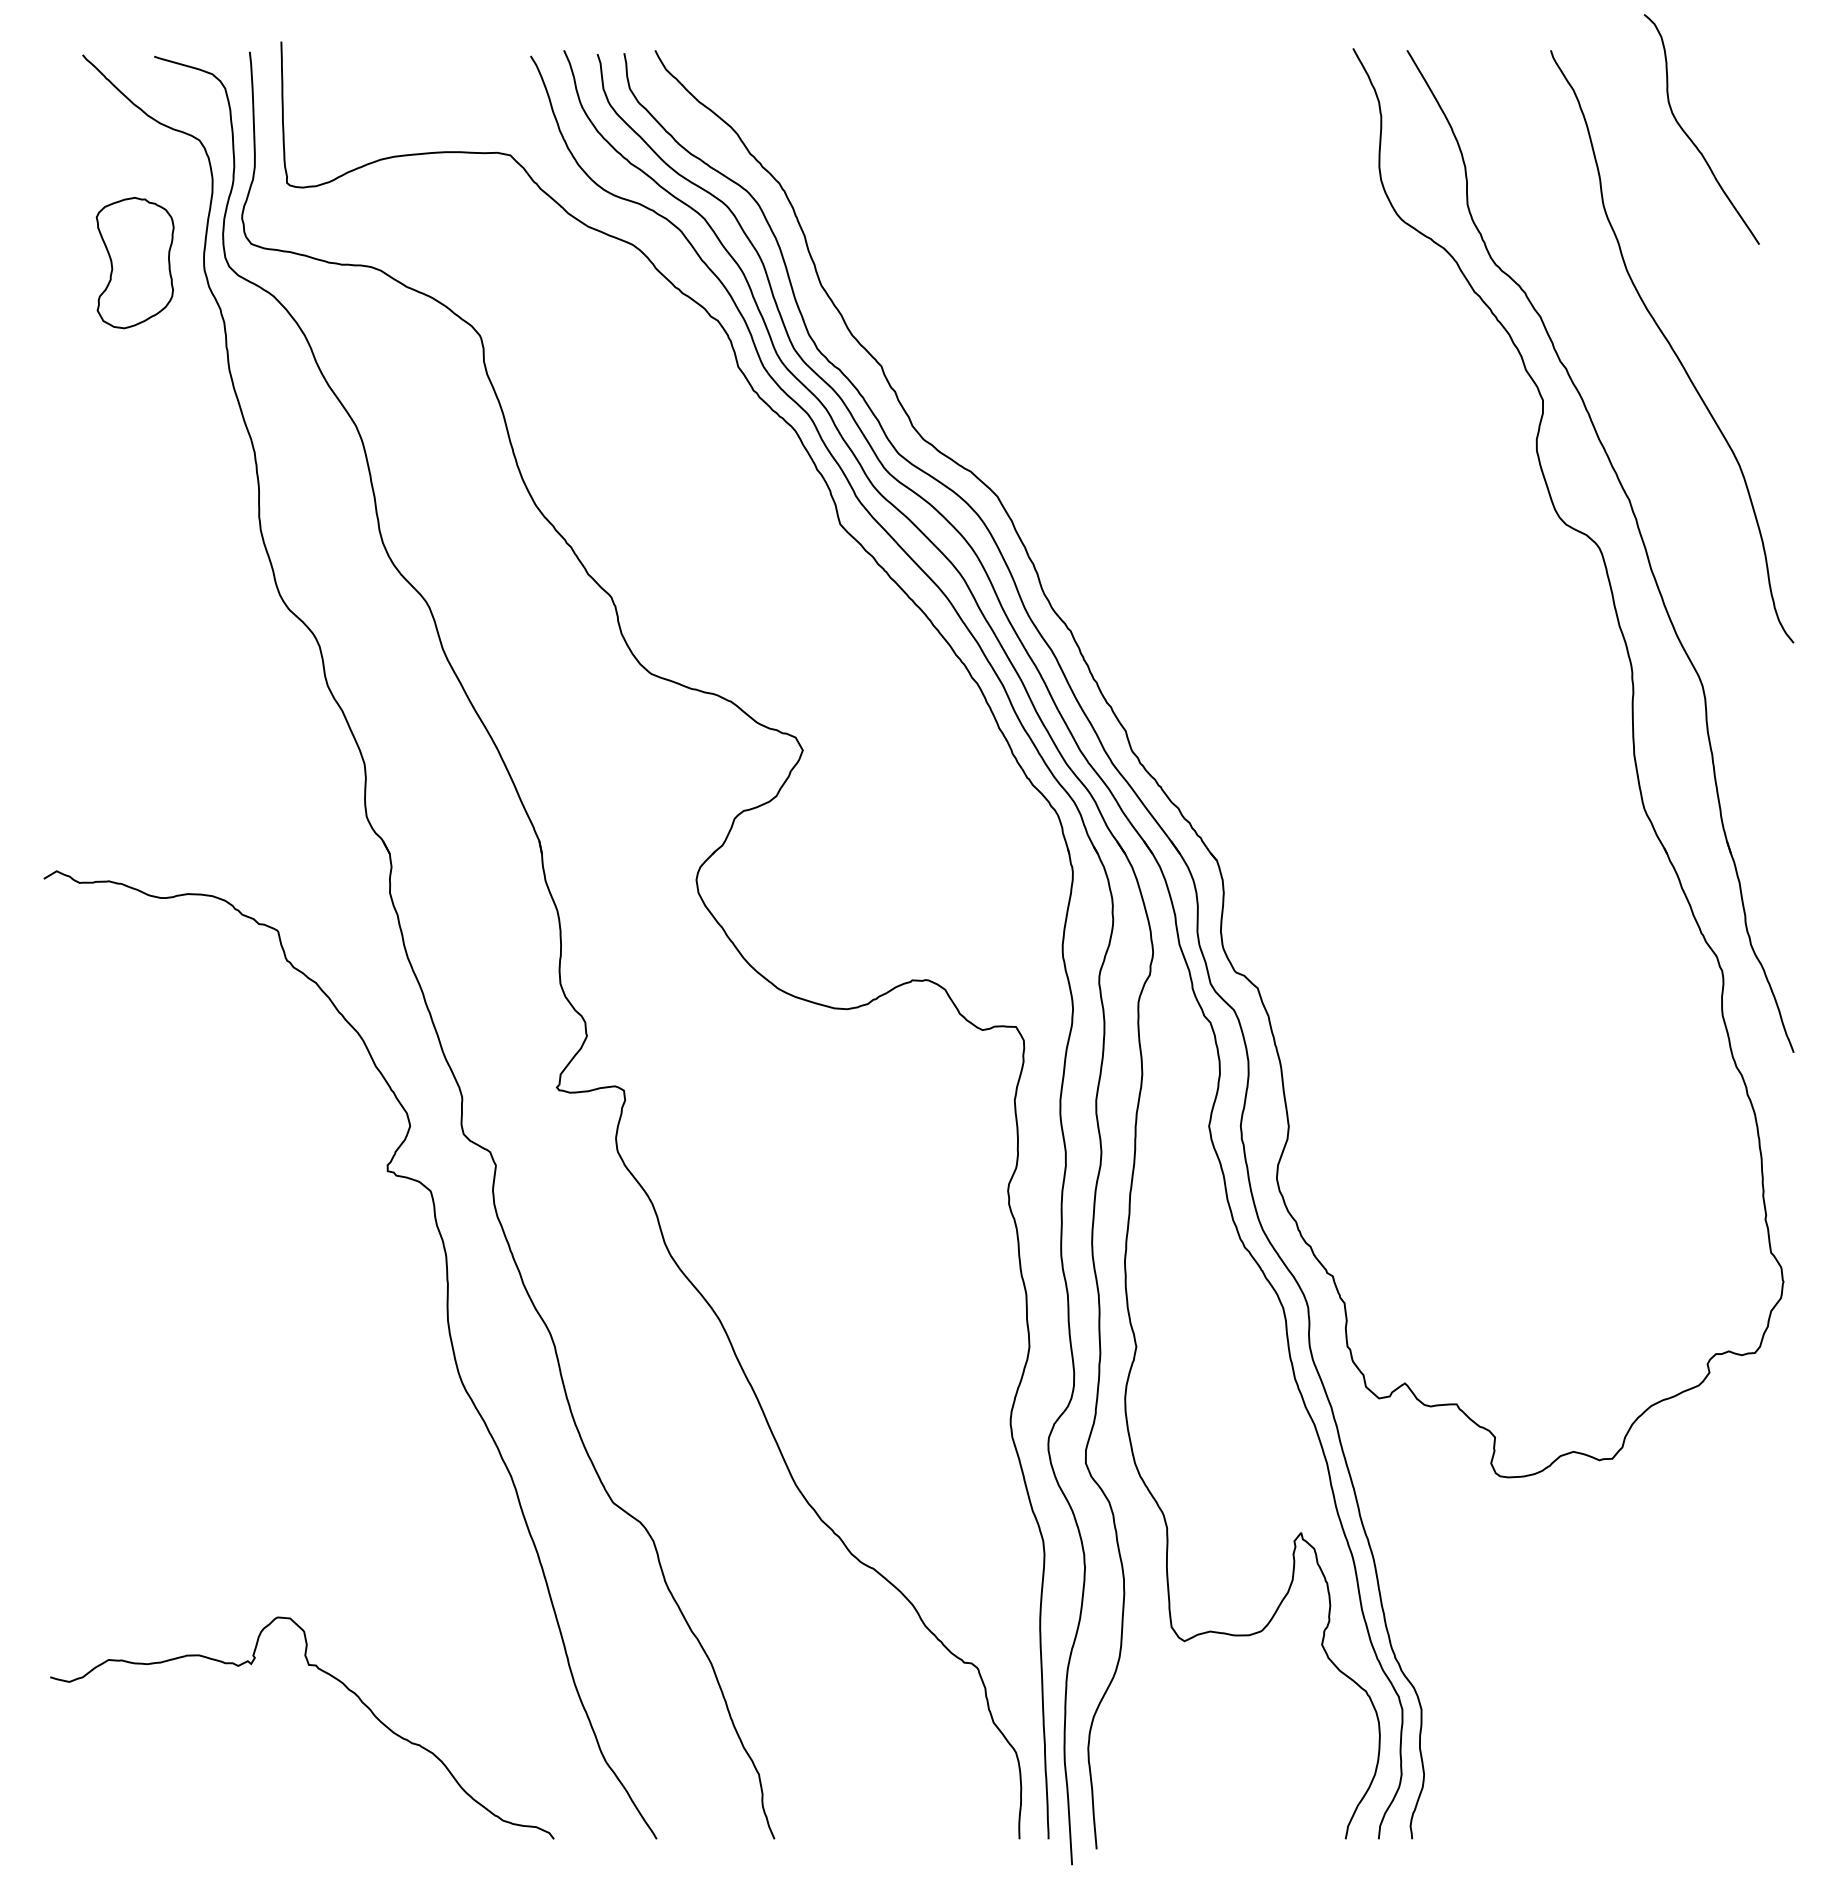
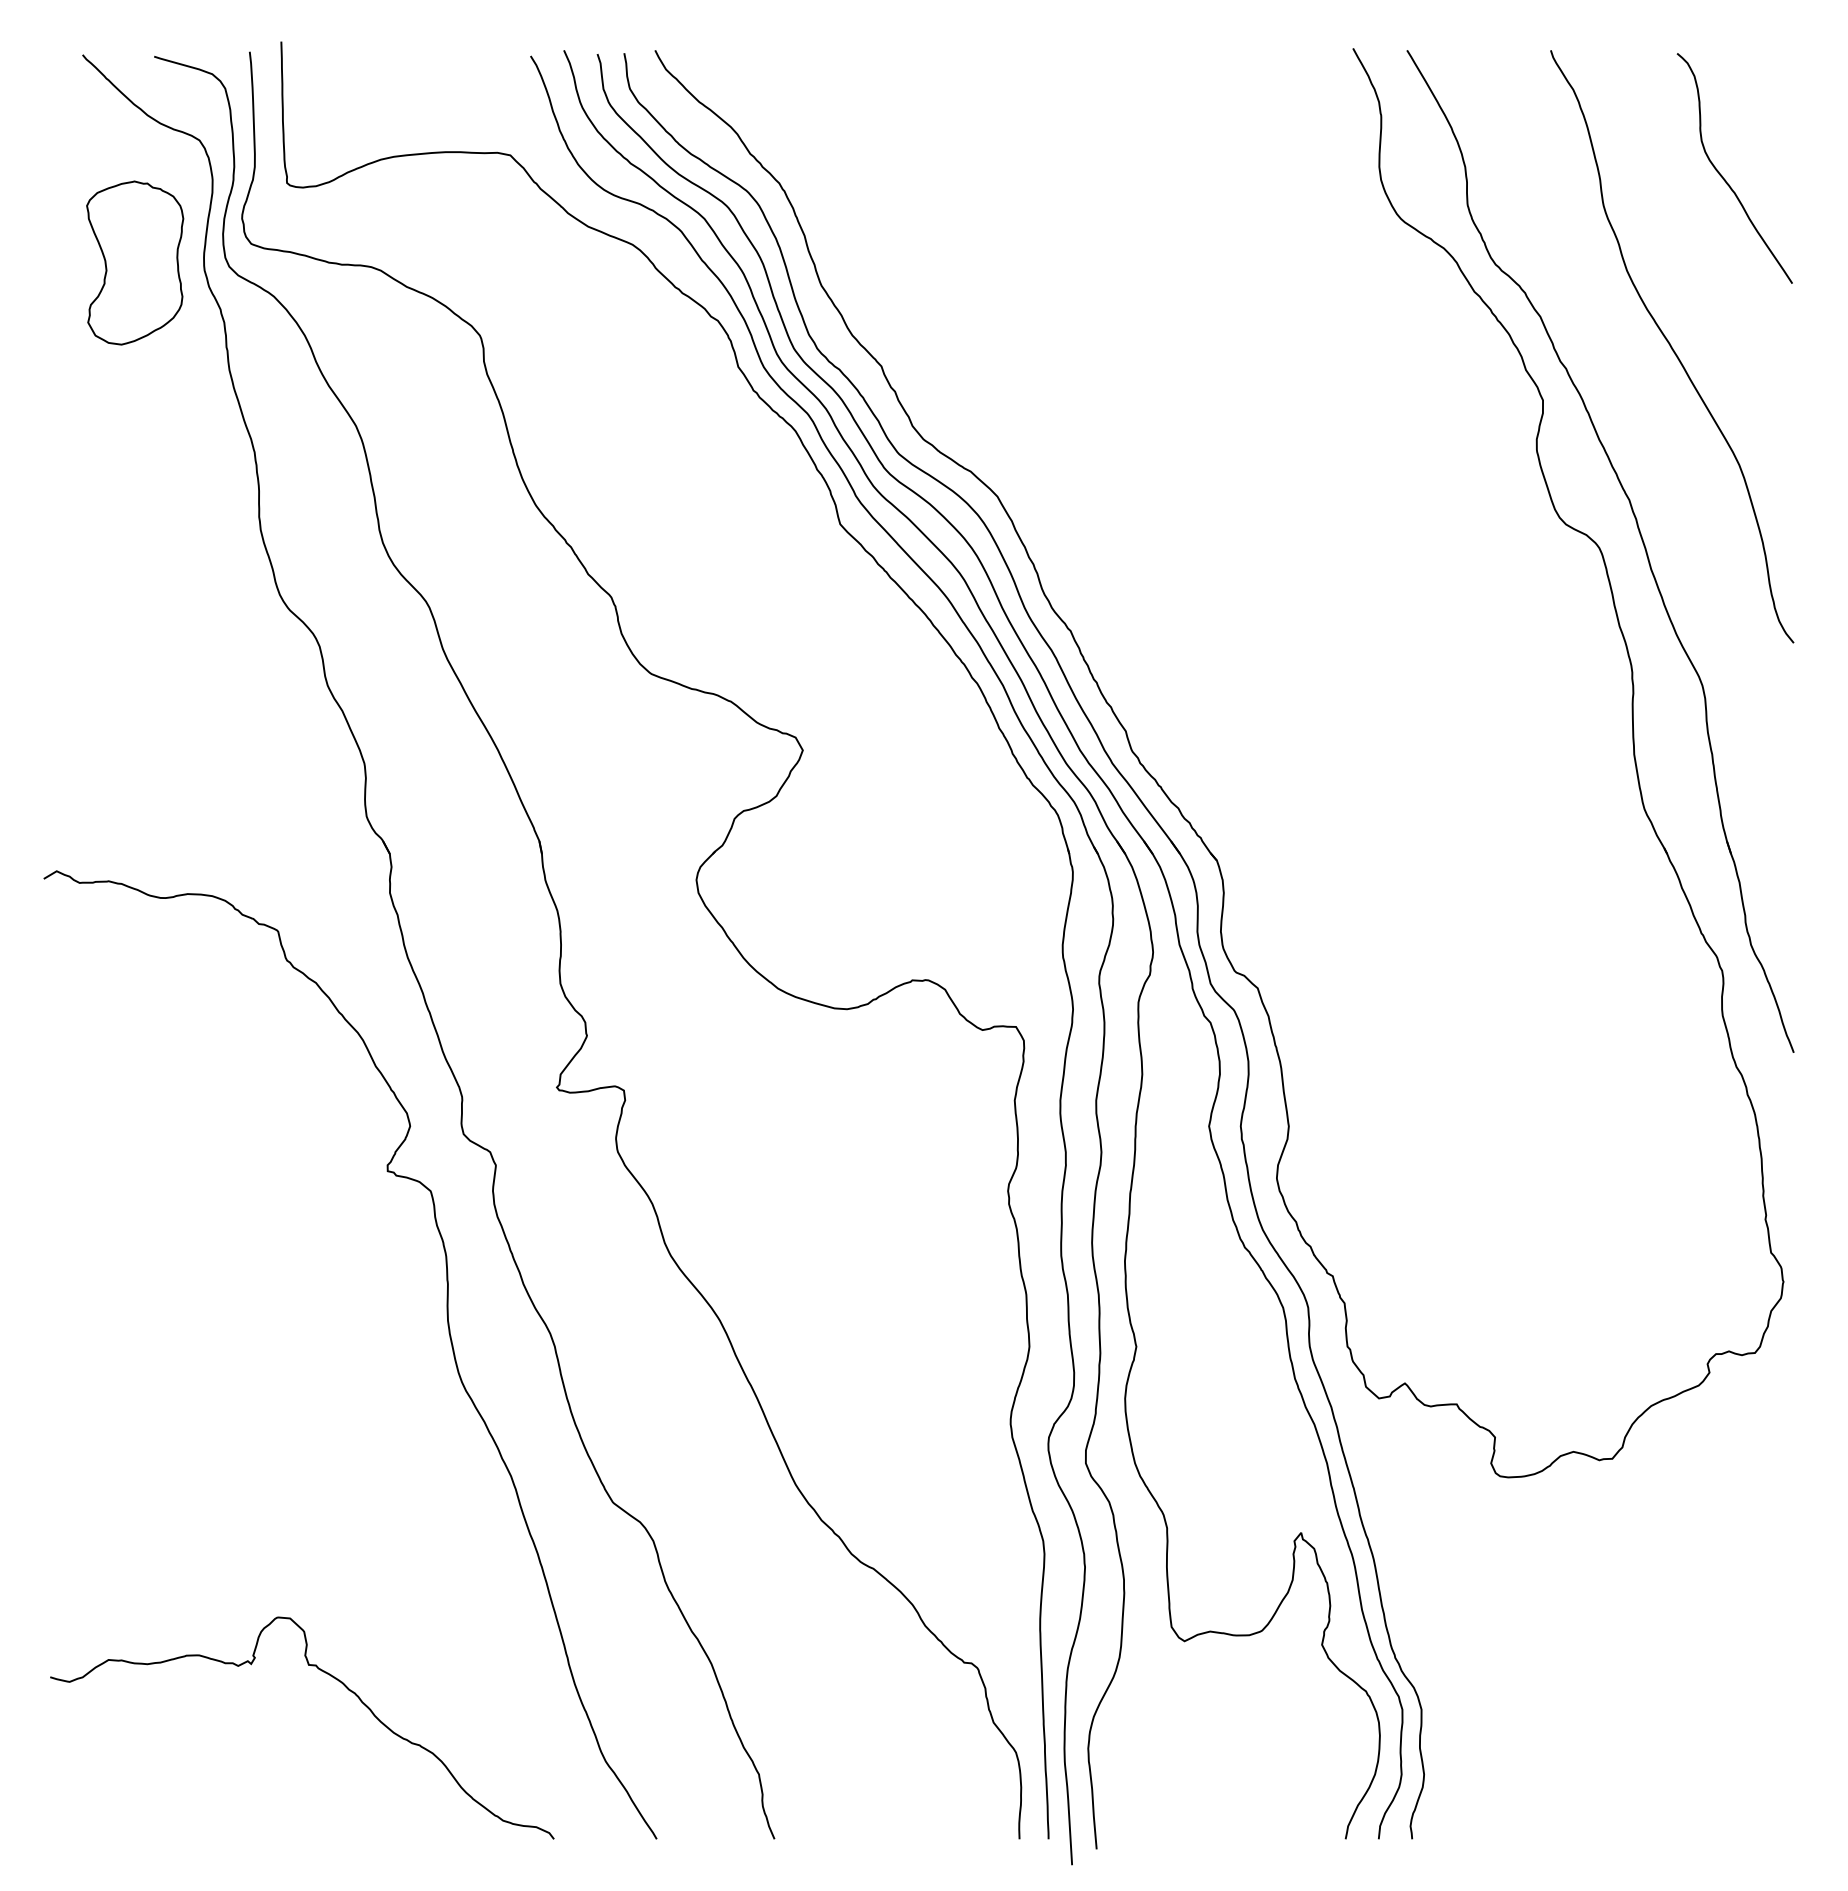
curve position: (1689, 136) -> (1722, 175) (1722, 175)
part size: 80x134 px -> 99x166 px (135, 262)
